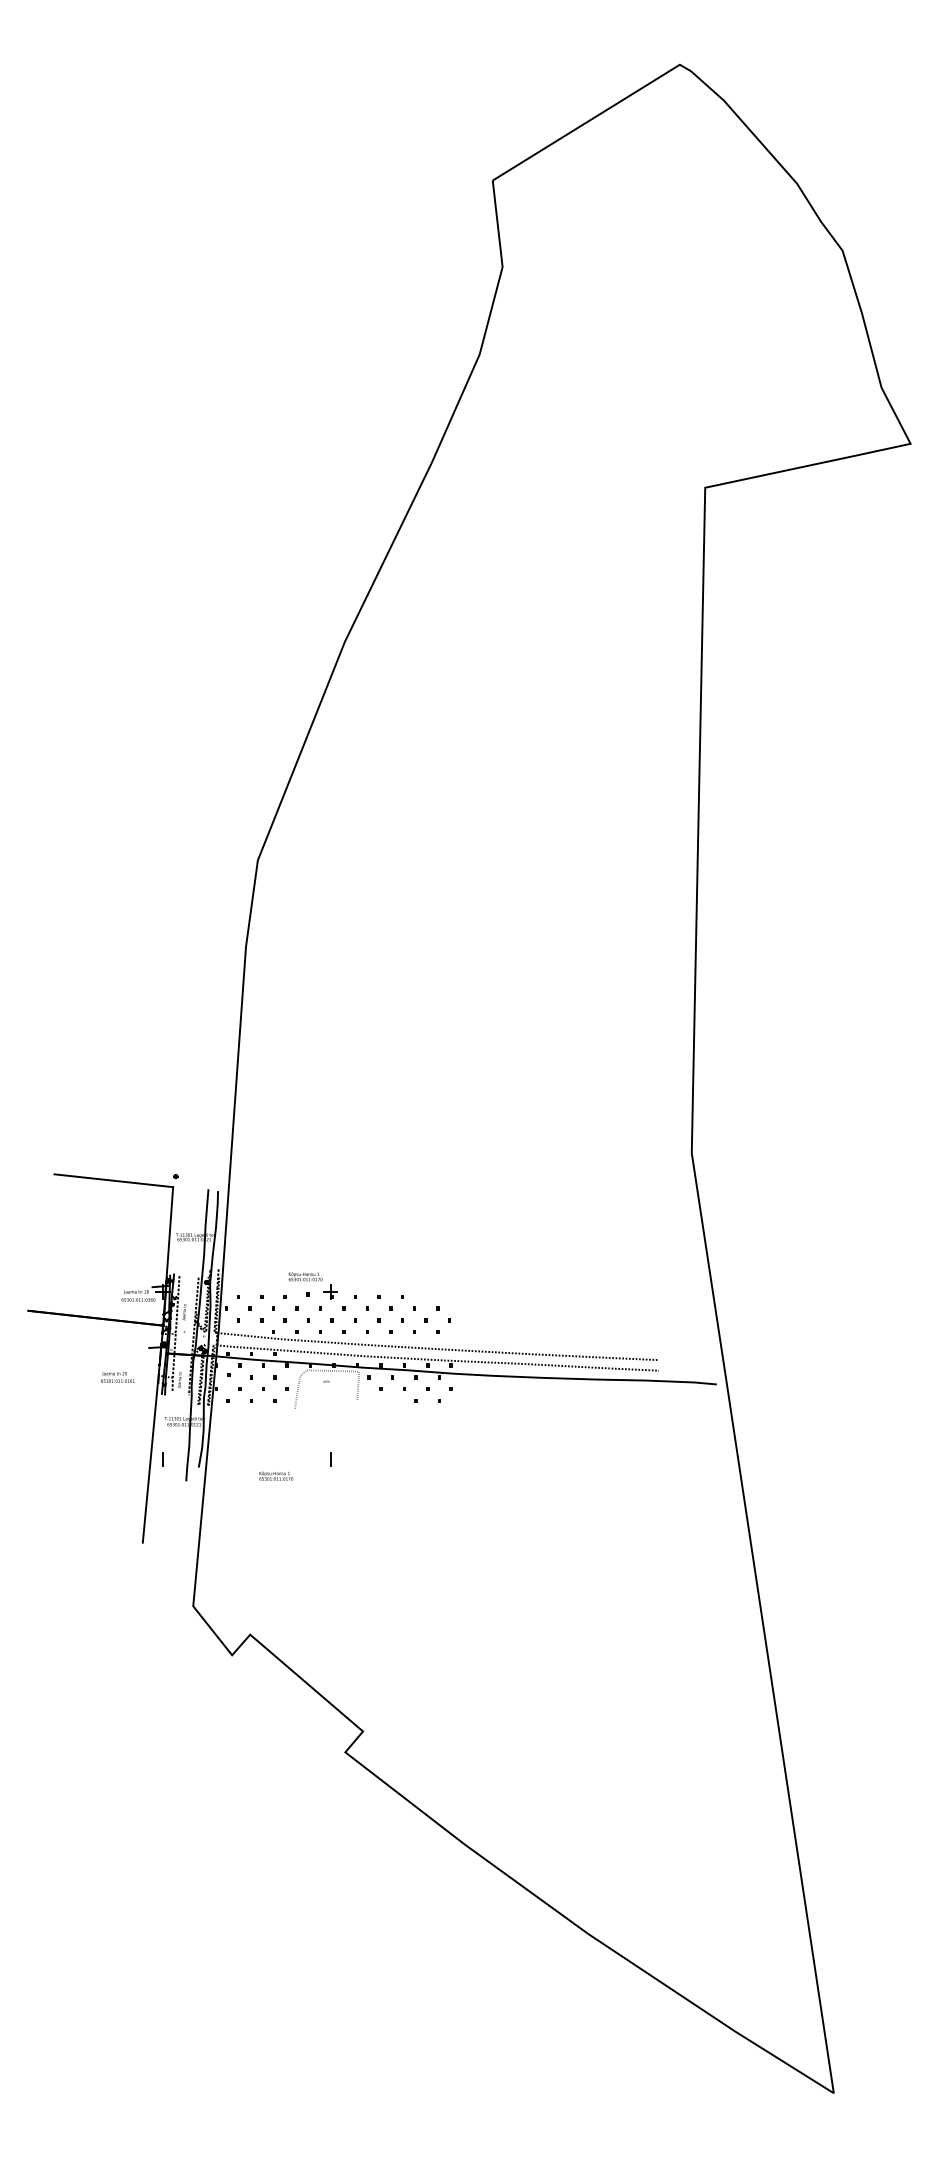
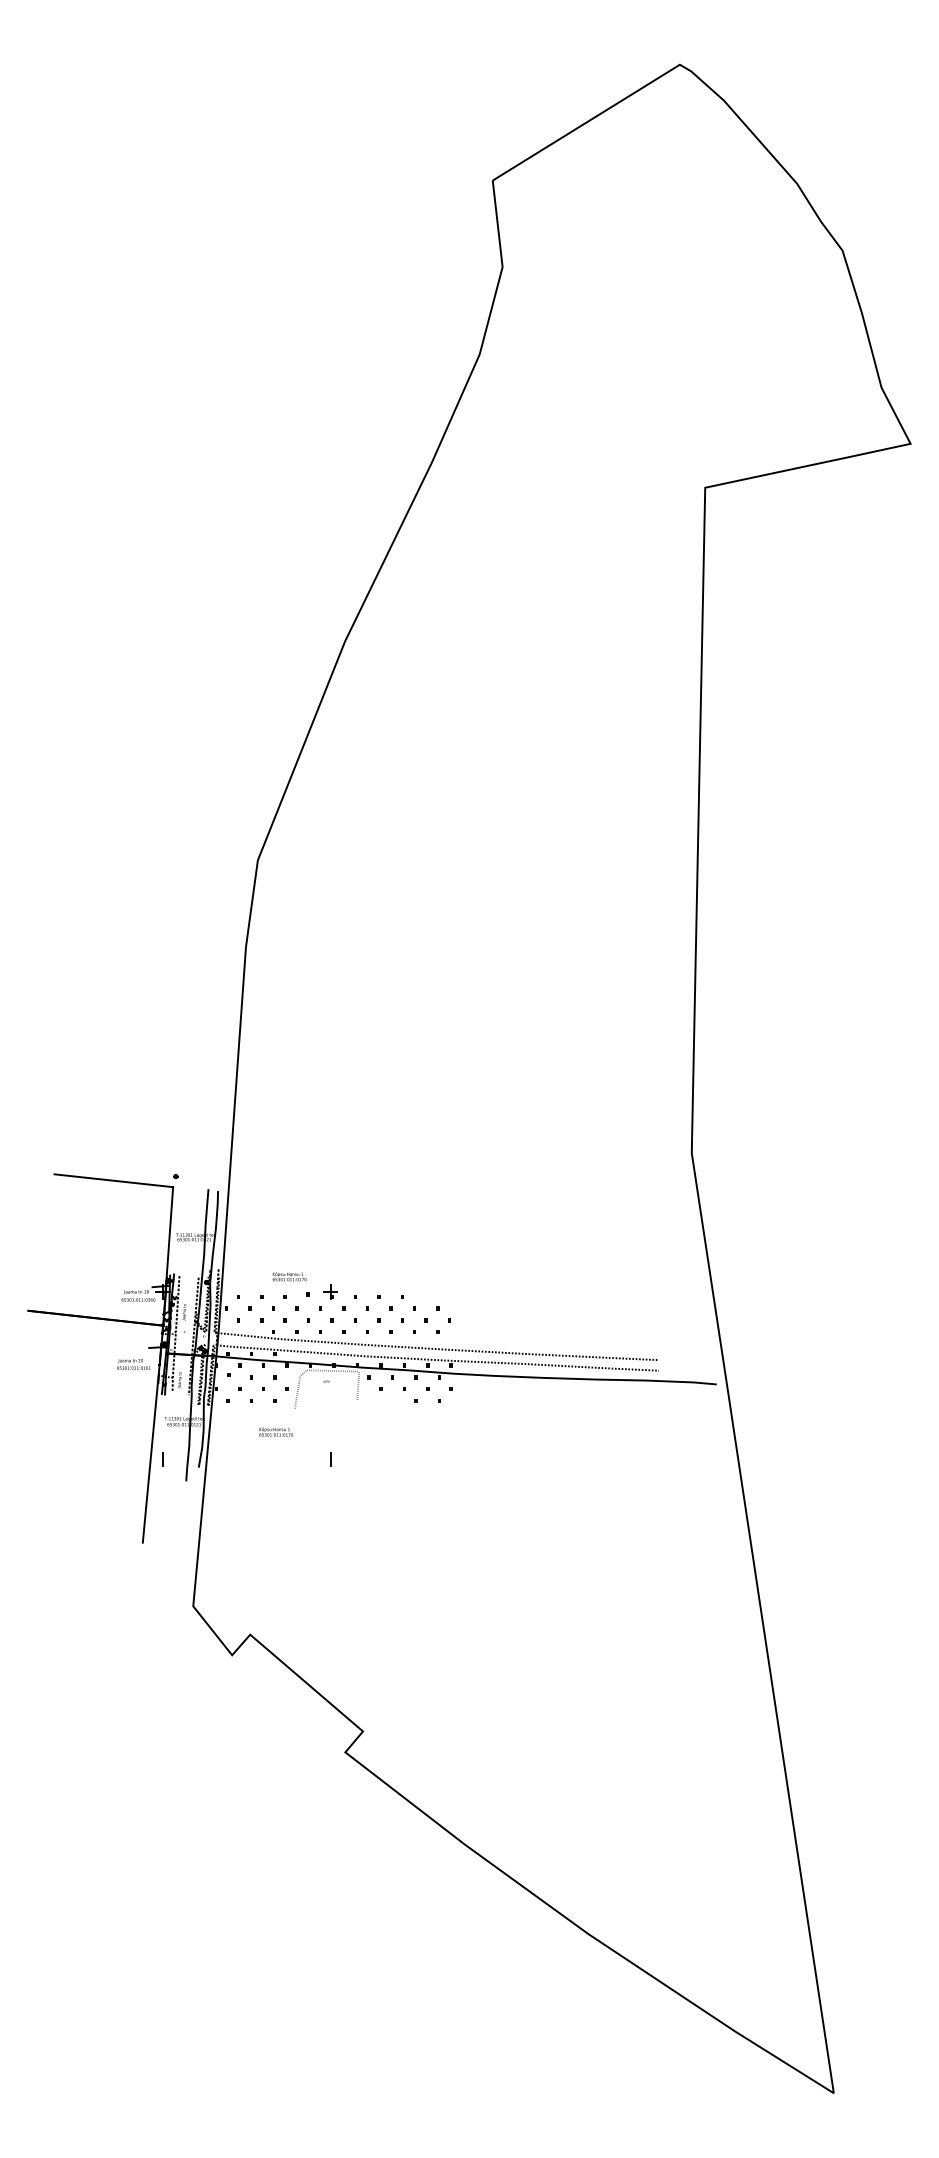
text position: (305, 1276) -> (289, 1276) (289, 1276)
text position: (117, 1377) -> (133, 1364) (133, 1364)
text position: (276, 1475) -> (276, 1431) (276, 1431)
